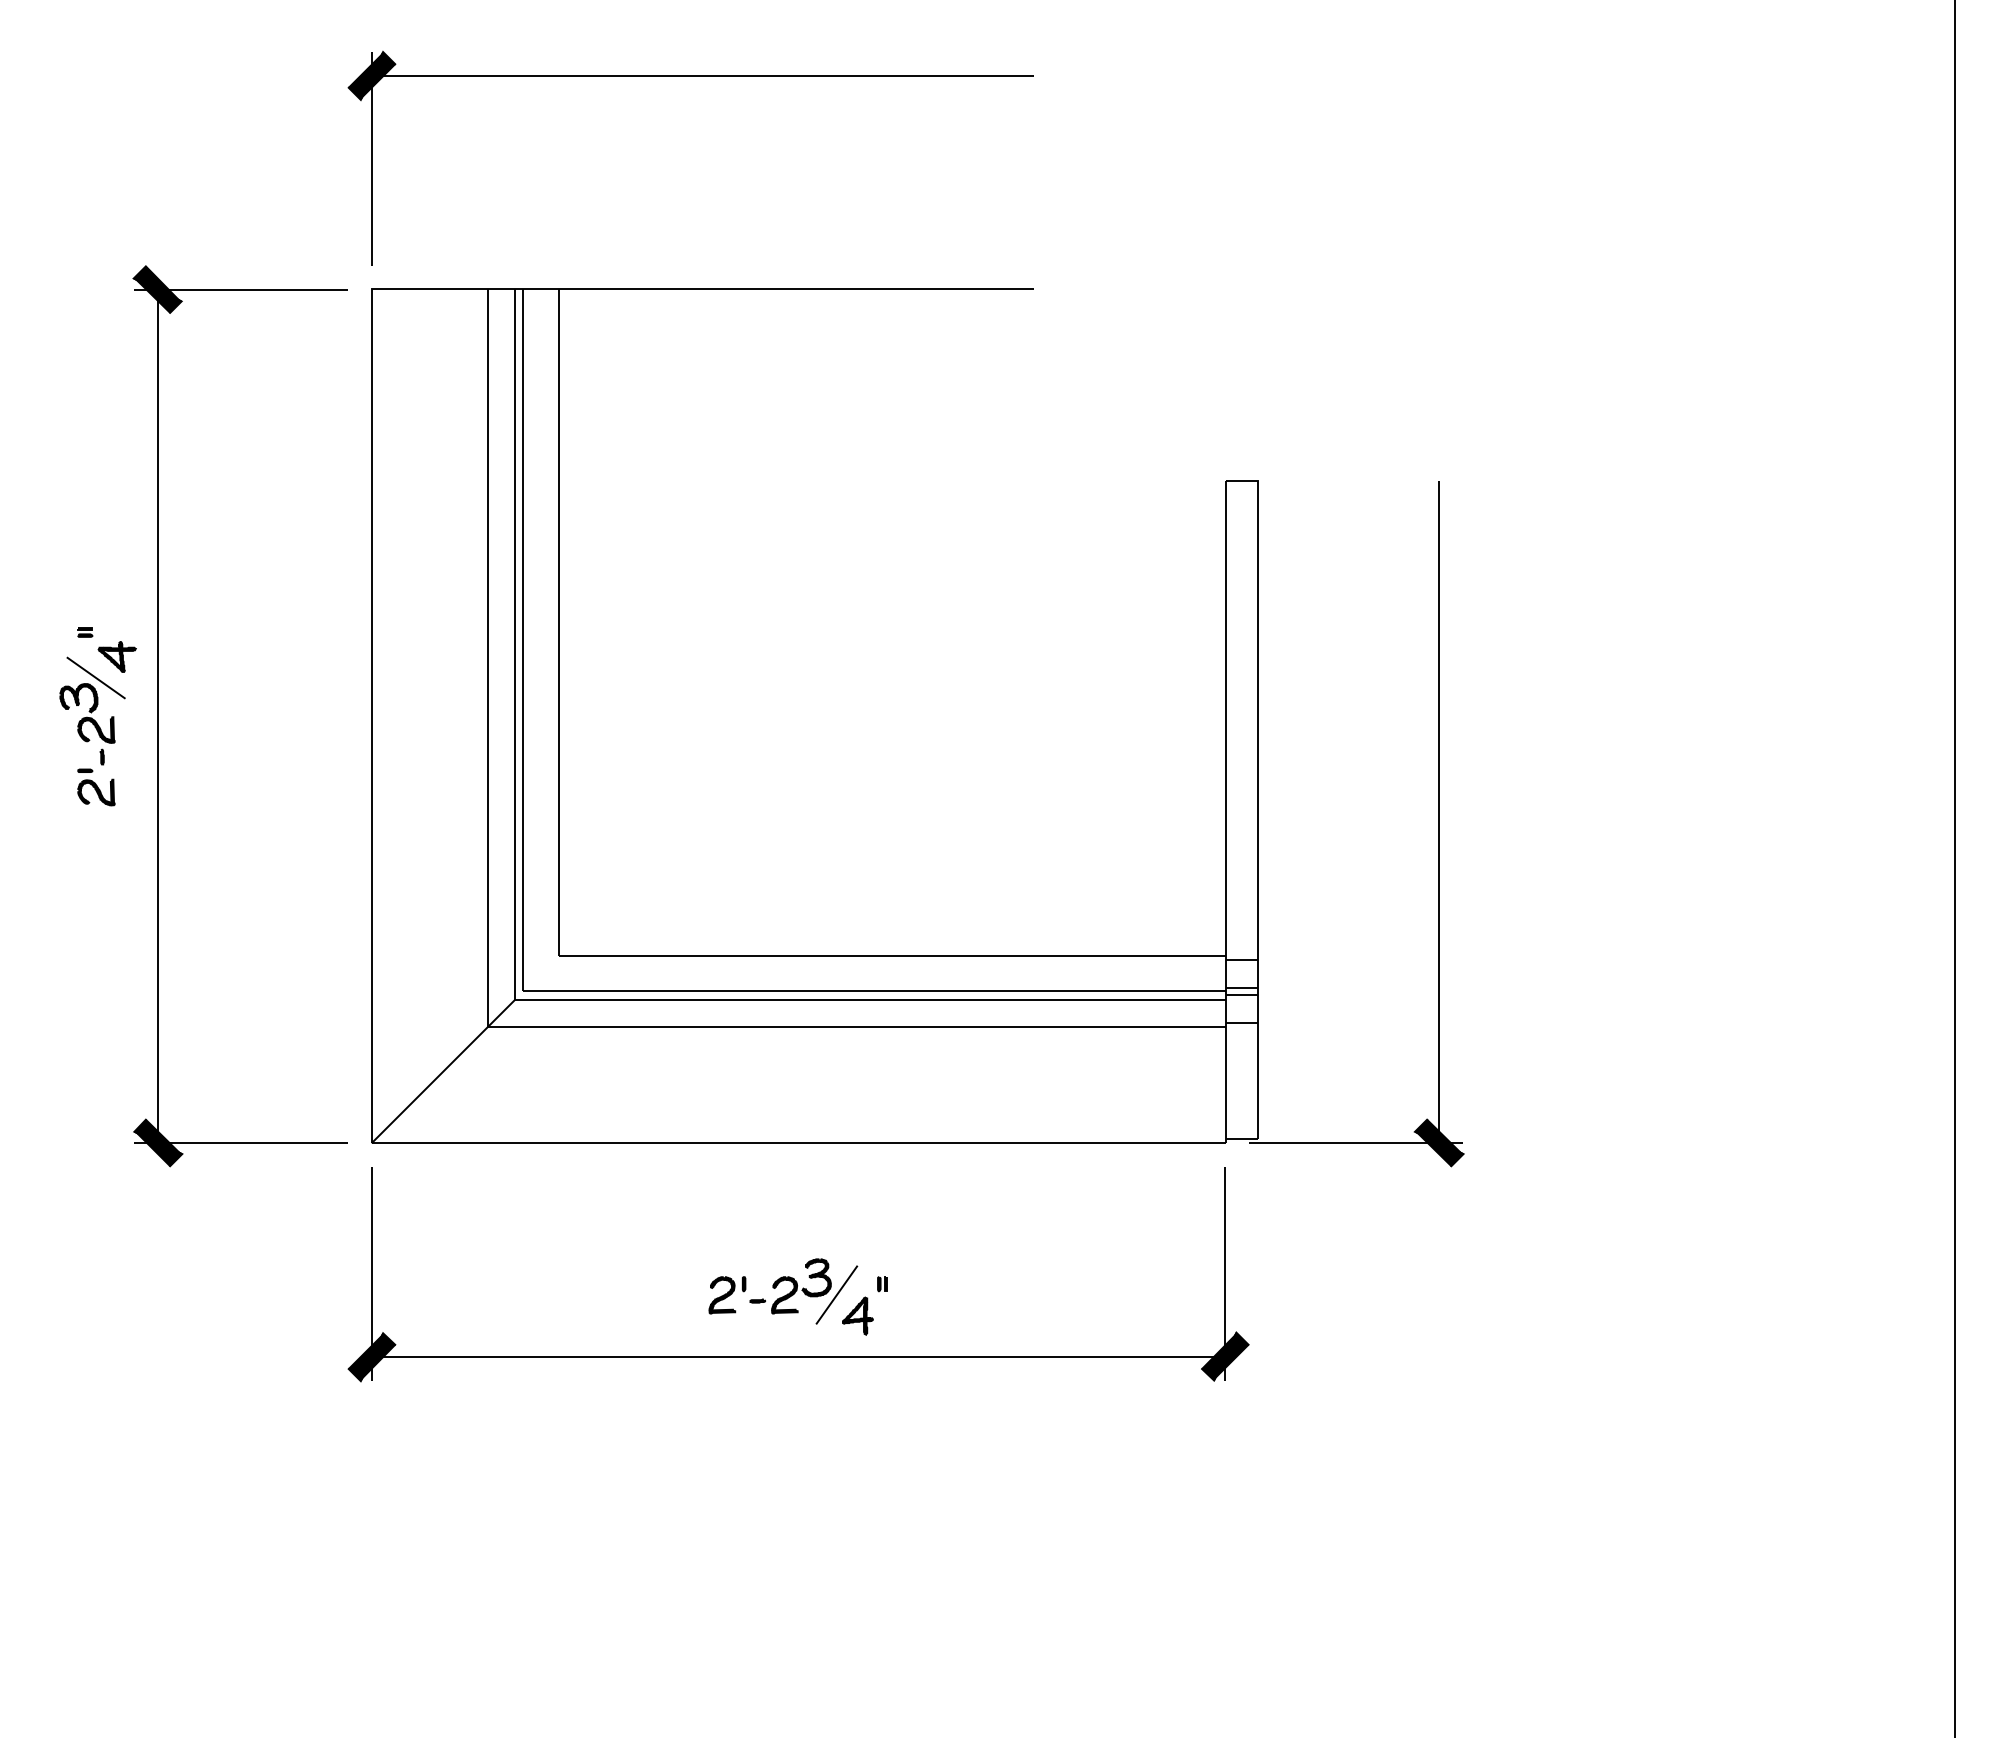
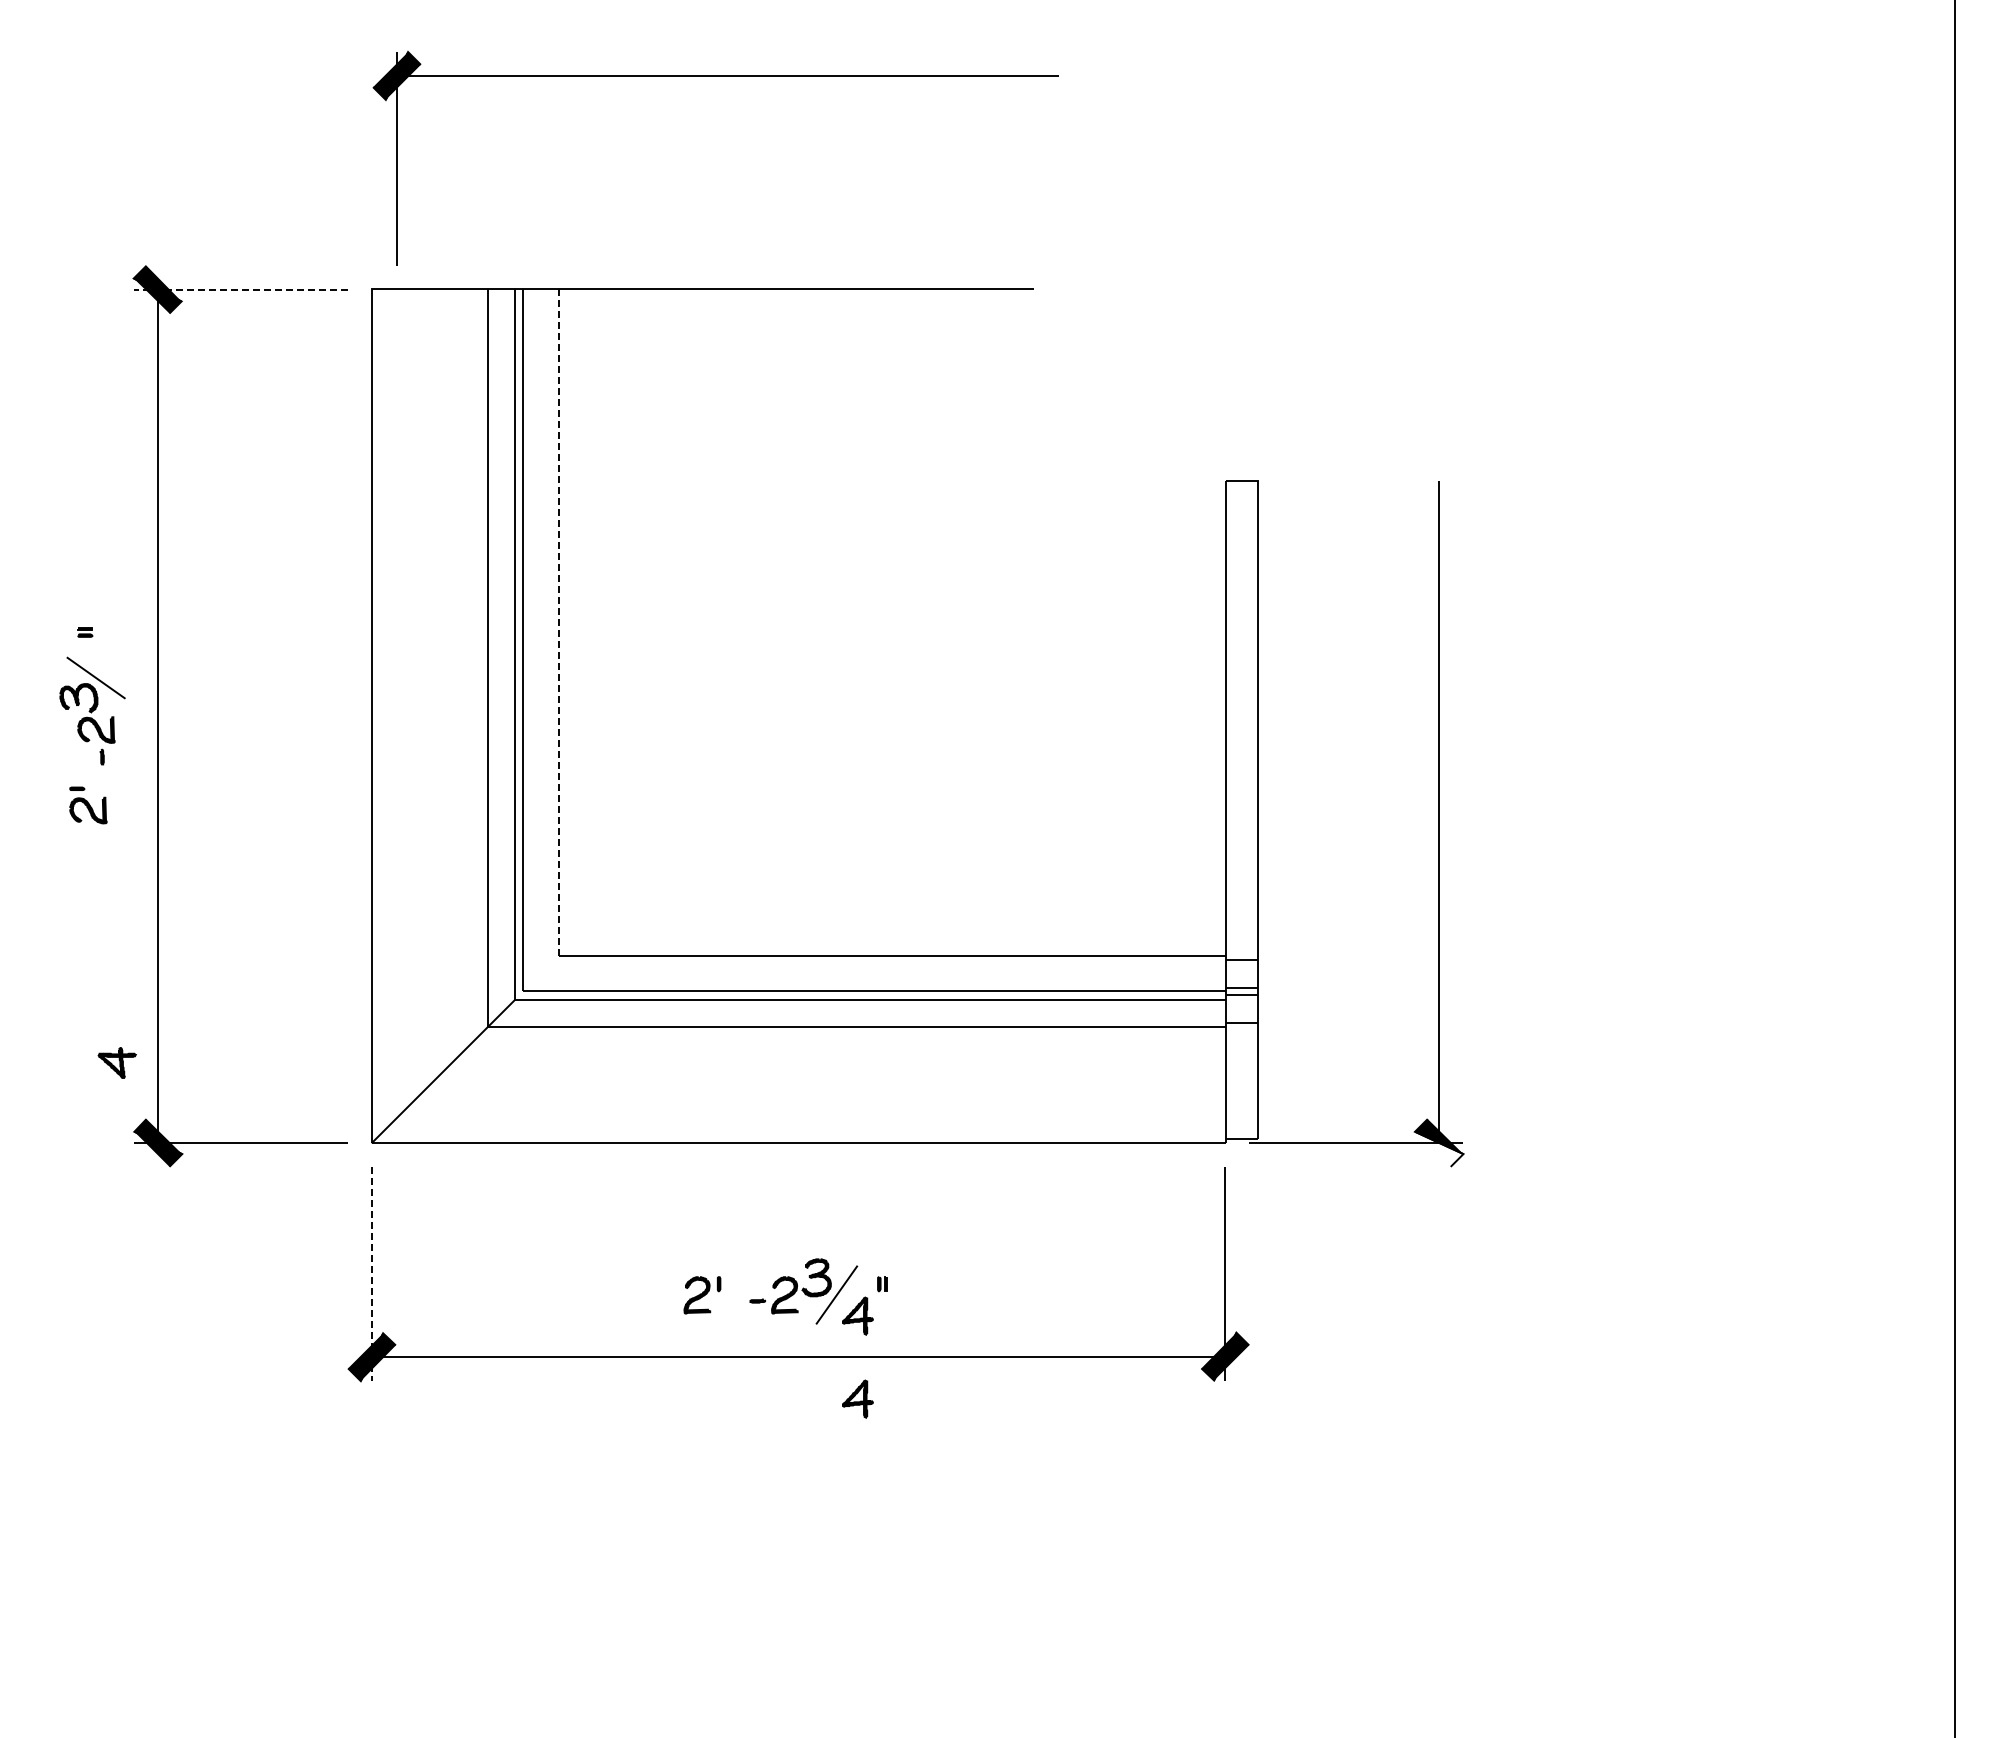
part position: (690, 76) -> (715, 76) (715, 76)
line: solid -> dashed (240, 289)
line: solid -> dashed (559, 622)
part position: (116, 656) -> (116, 1062) (116, 1062)
part position: (96, 787) -> (88, 805) (88, 805)
fill: present -> none (1439, 1148)
line: solid -> dashed (372, 1274)
part position: (727, 1295) -> (702, 1295) (702, 1295)
part: none -> present (857, 1398)
